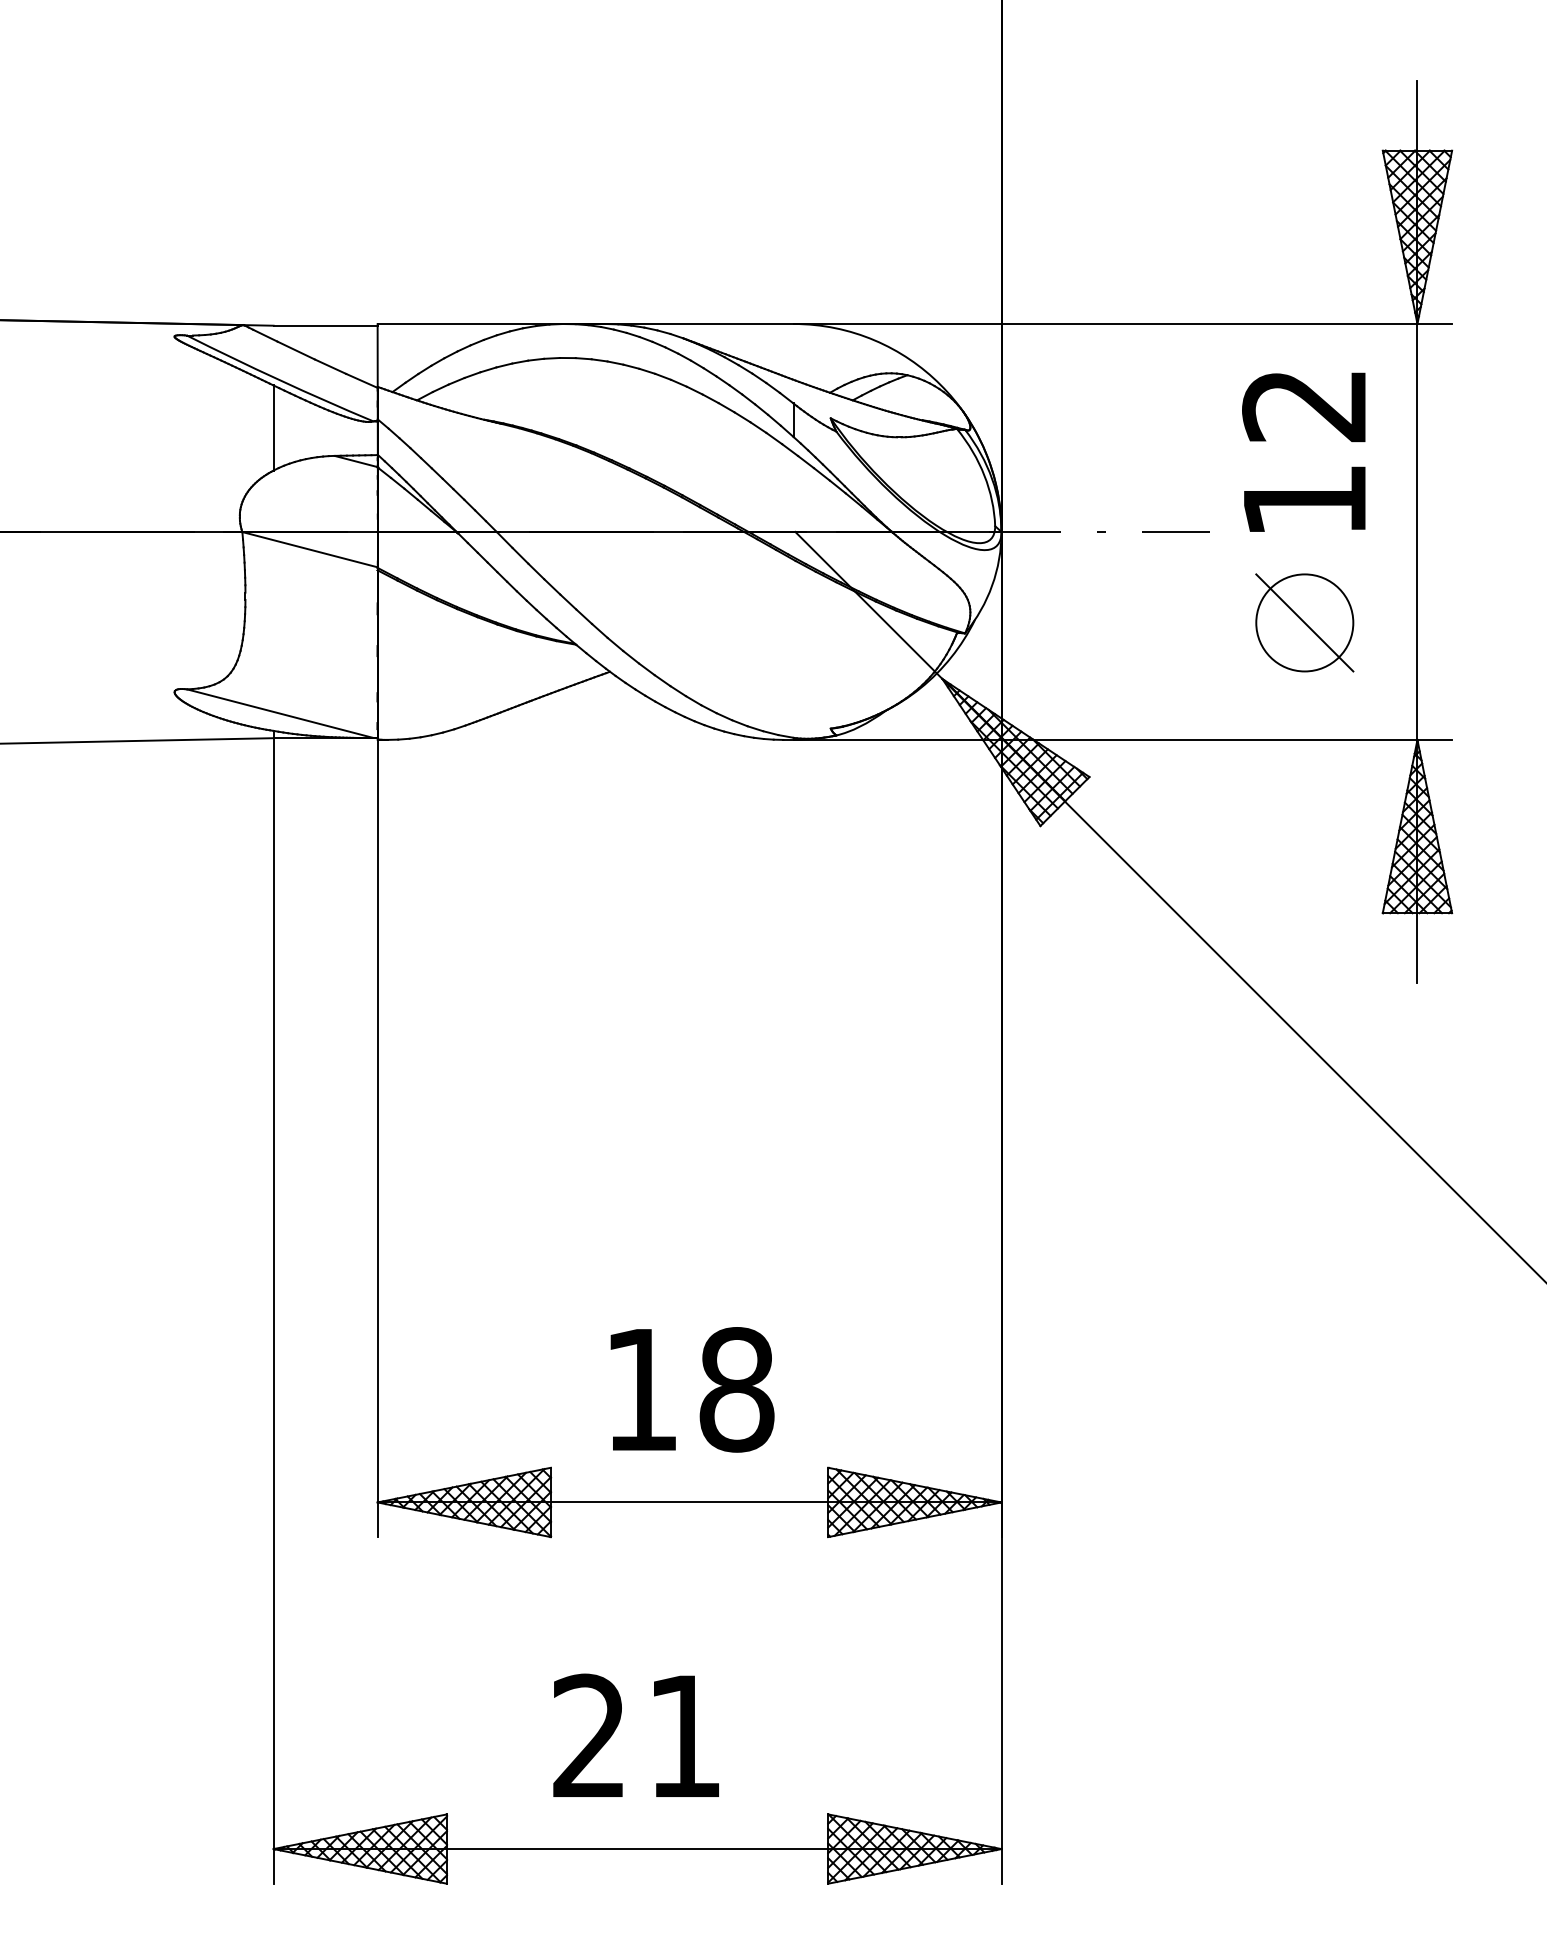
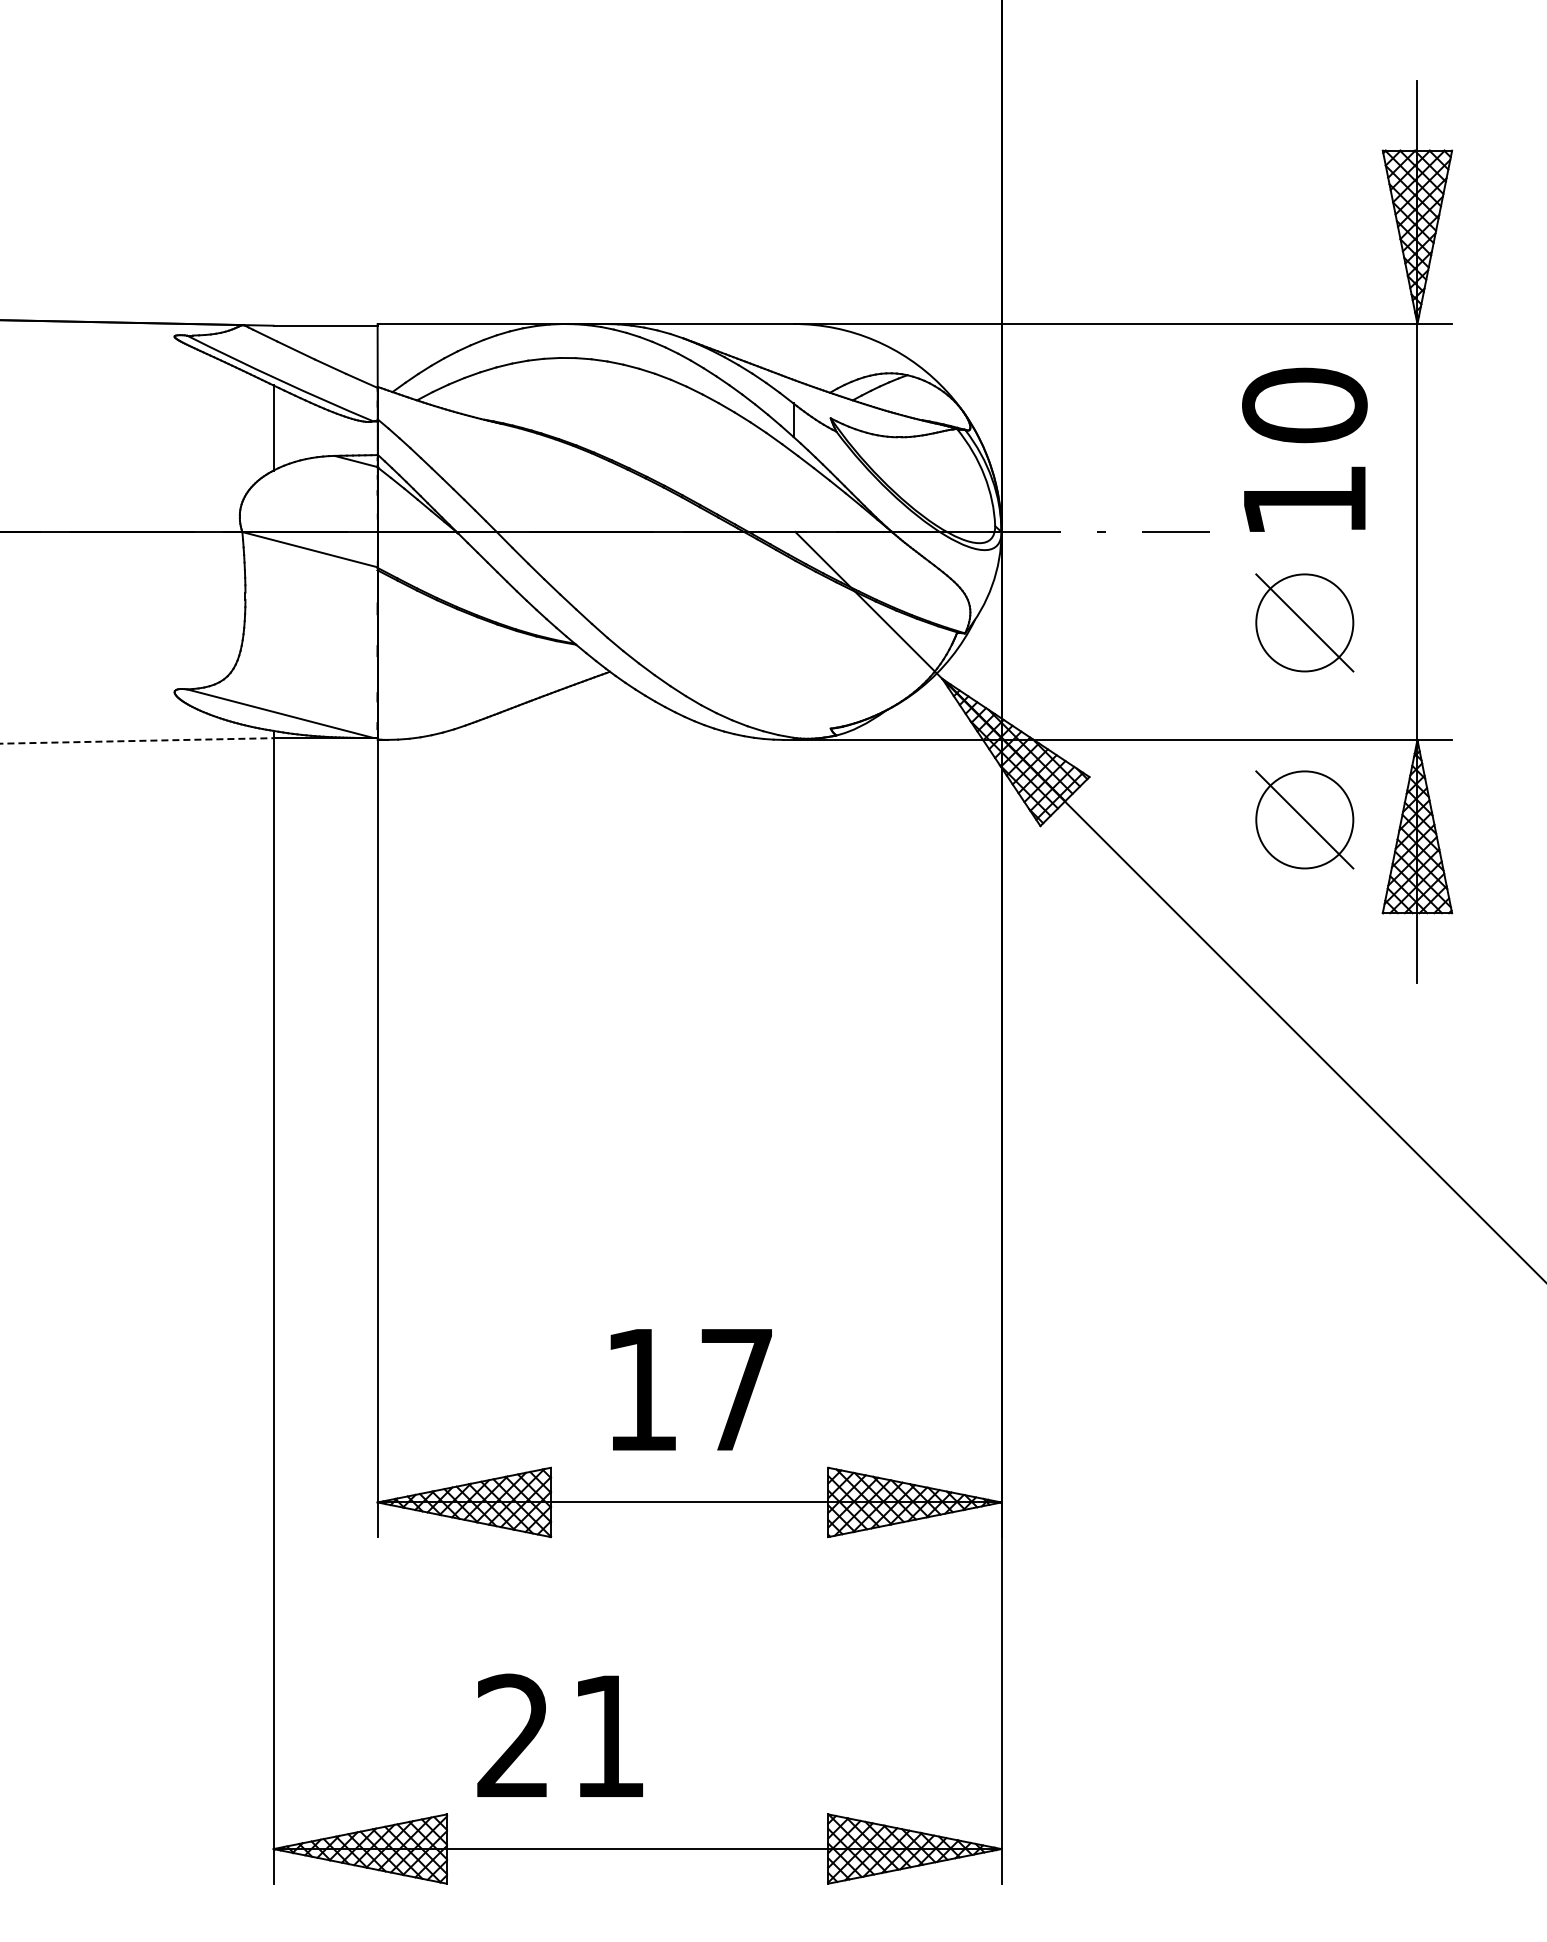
text: 12 -> 10 (1304, 405)
line: solid -> dashed (137, 740)
part: none -> present (1304, 819)
text: 18 -> 17 (736, 1389)
text position: (635, 1734) -> (559, 1734) (559, 1734)
